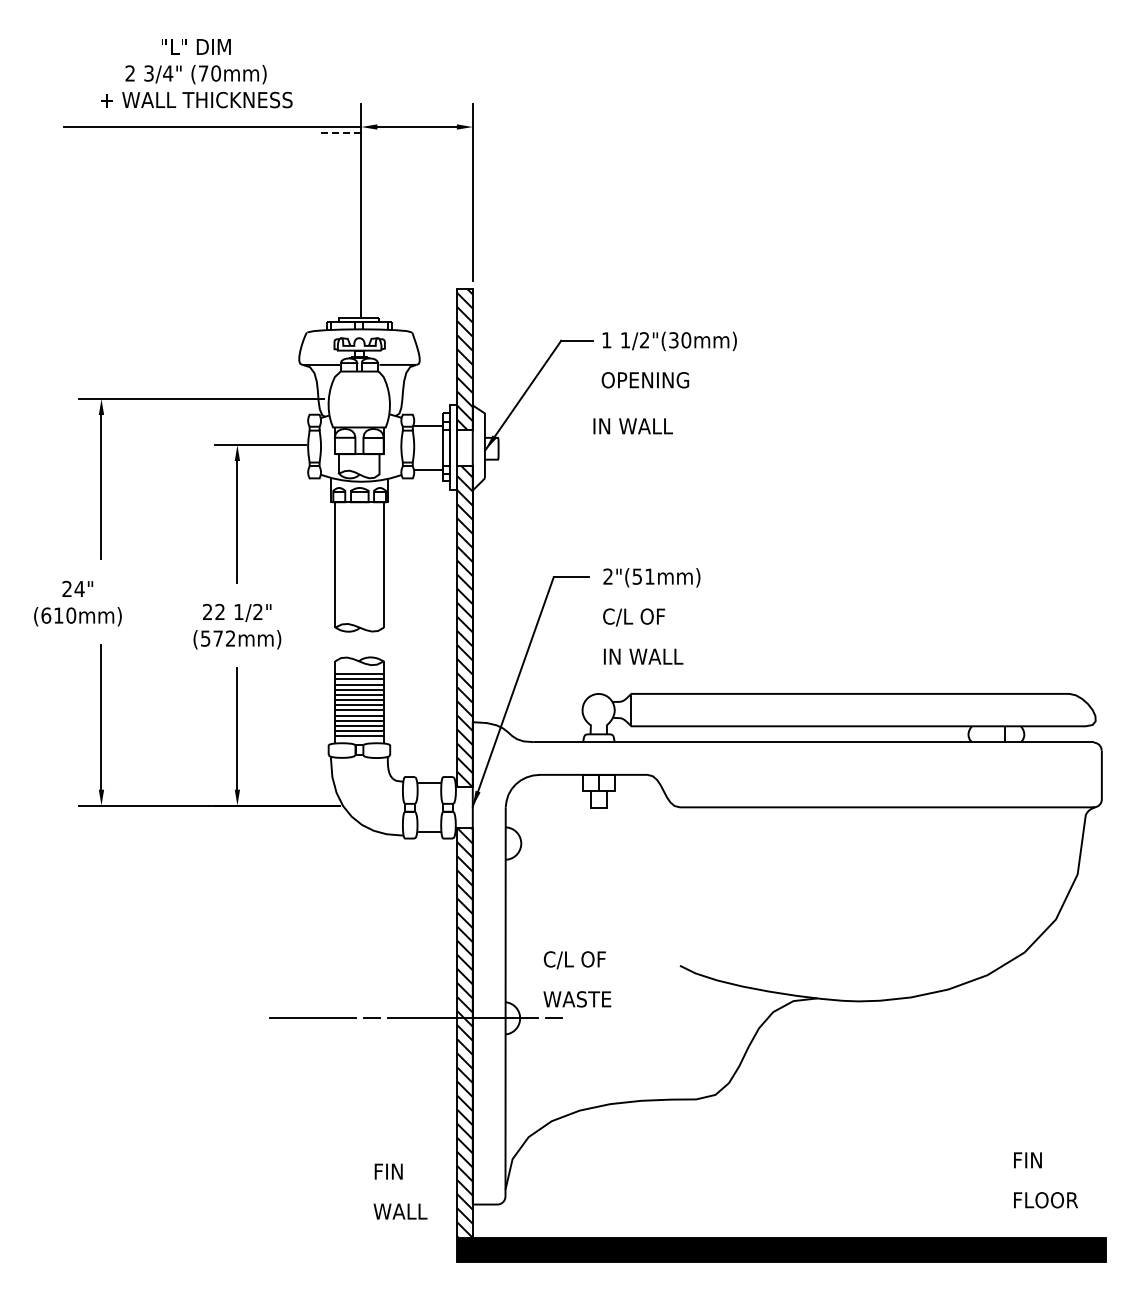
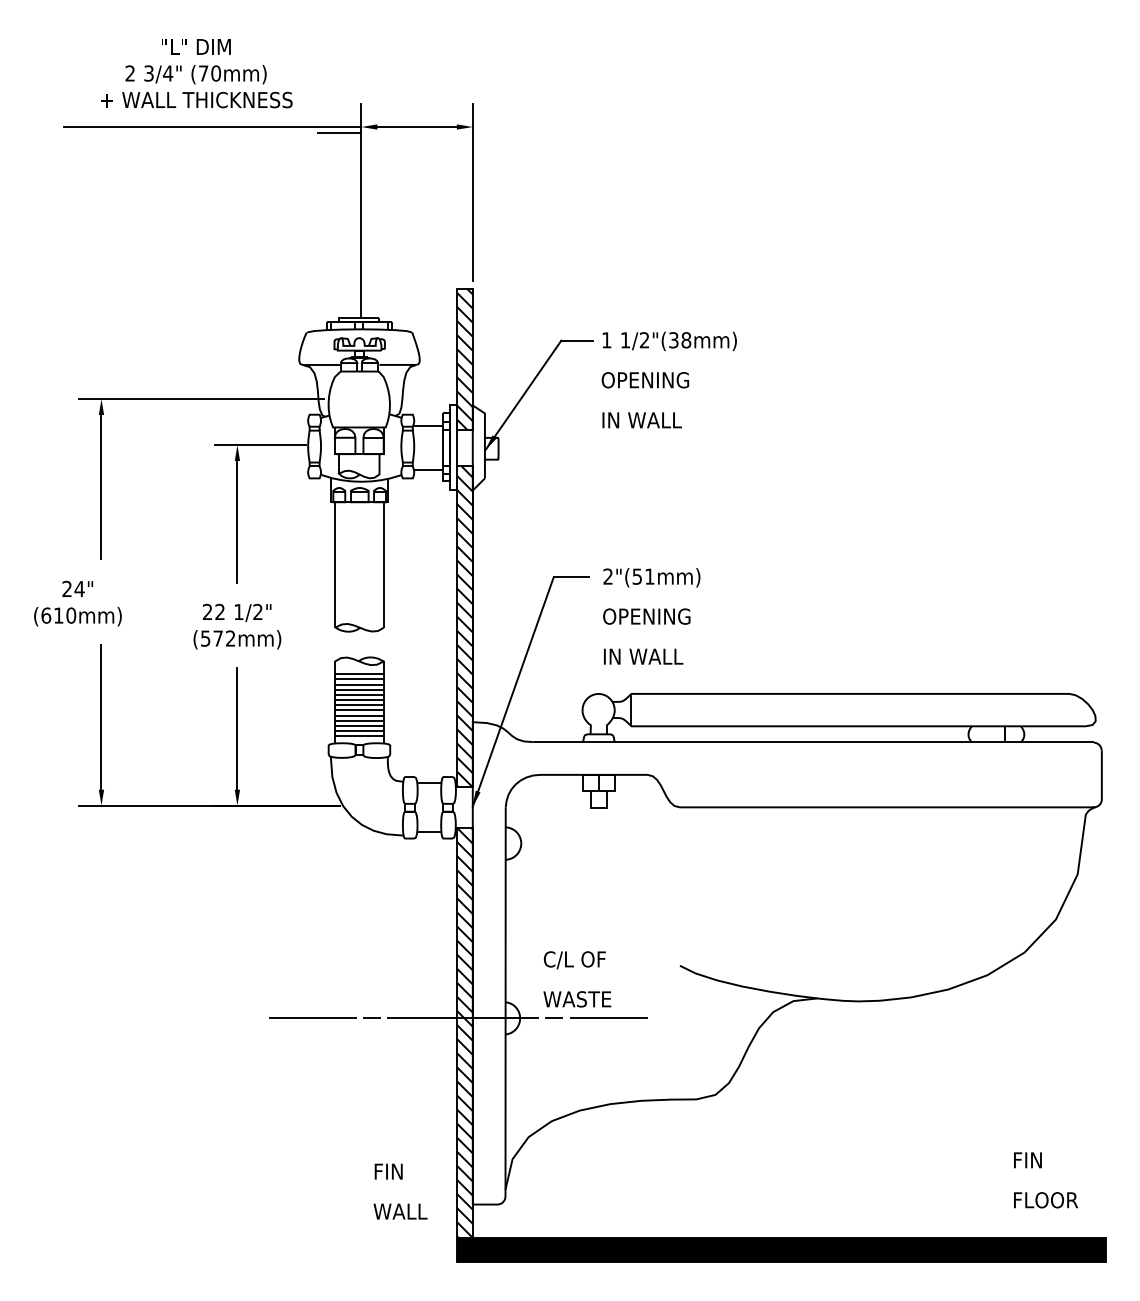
line: dashed -> solid (339, 133)
text: 1/2"(30mm) -> 1/2"(38mm) (686, 340)
text position: (632, 426) -> (641, 420) (641, 420)
text: C/L OF -> OPENING (649, 617)
line: none -> present (608, 1018)
